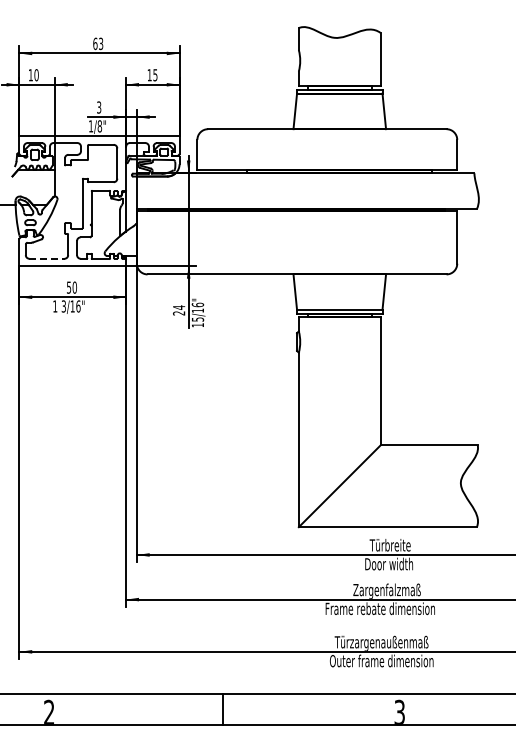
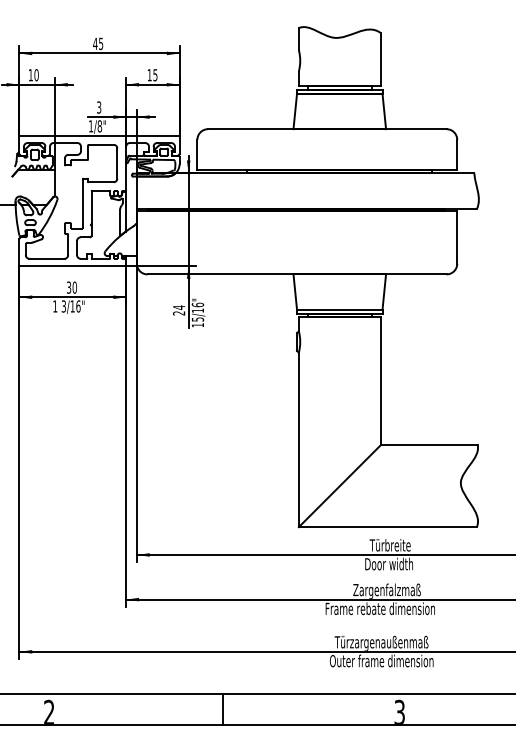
text: 63 -> 45 (98, 43)
line: dashed -> solid (47, 258)
text: 50 -> 30 (68, 286)
